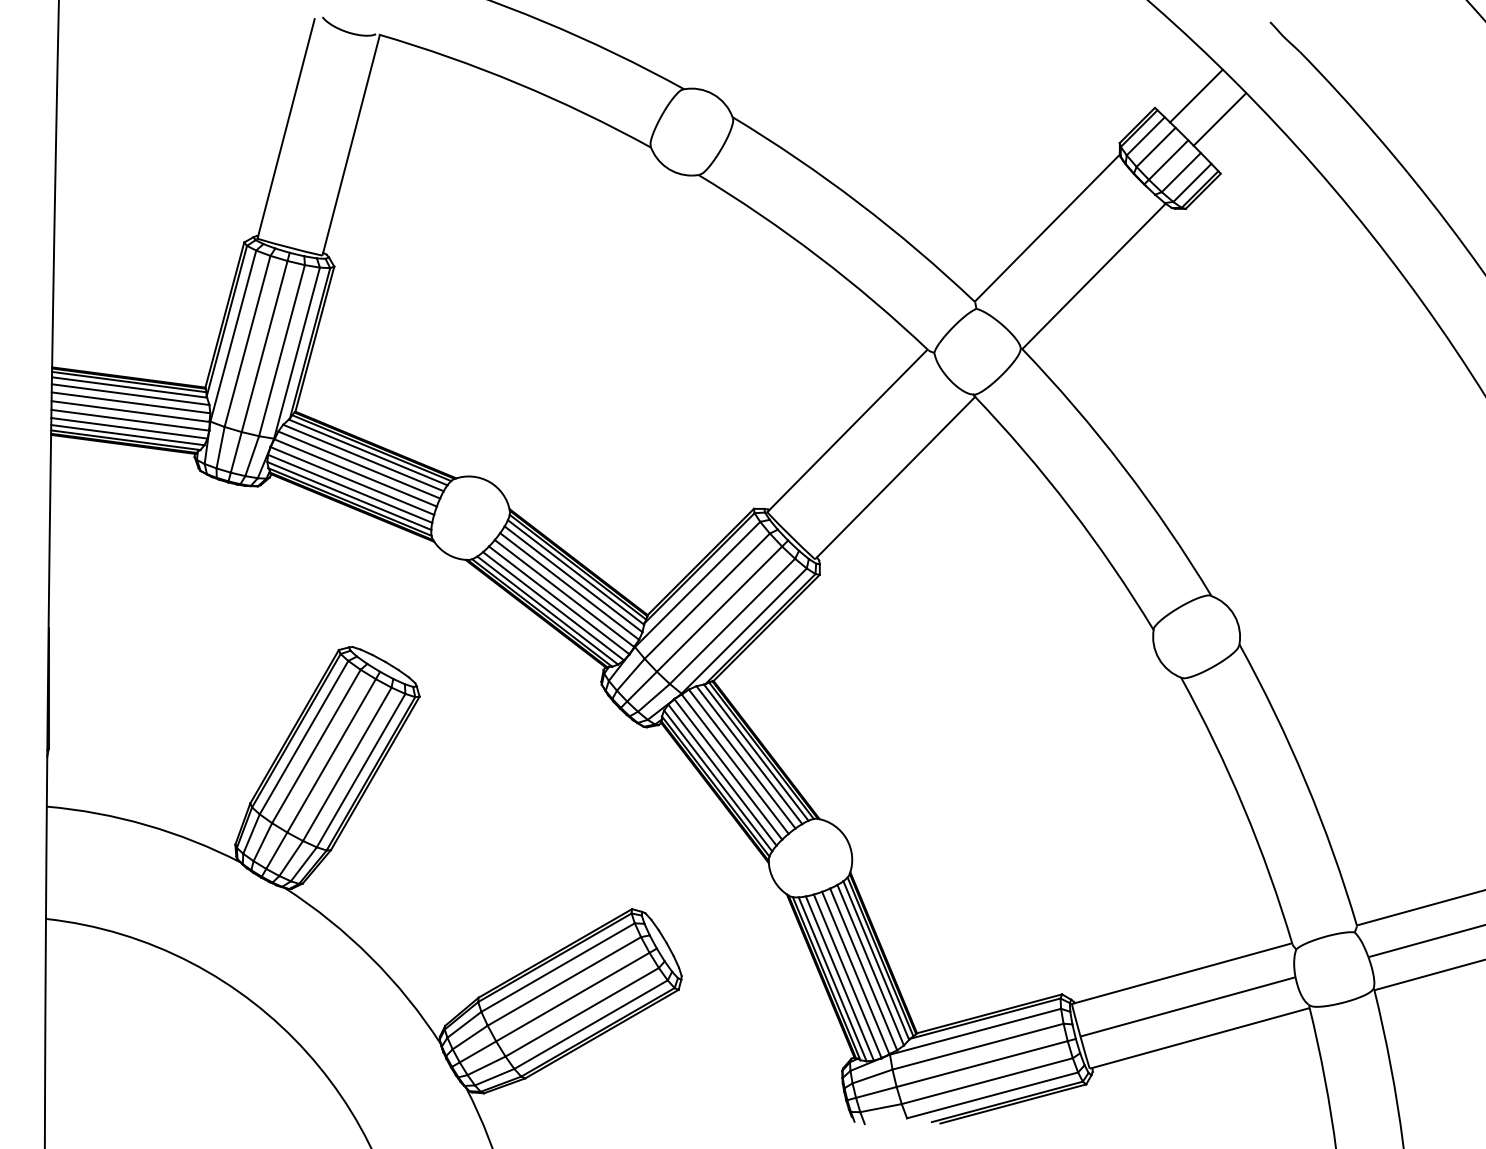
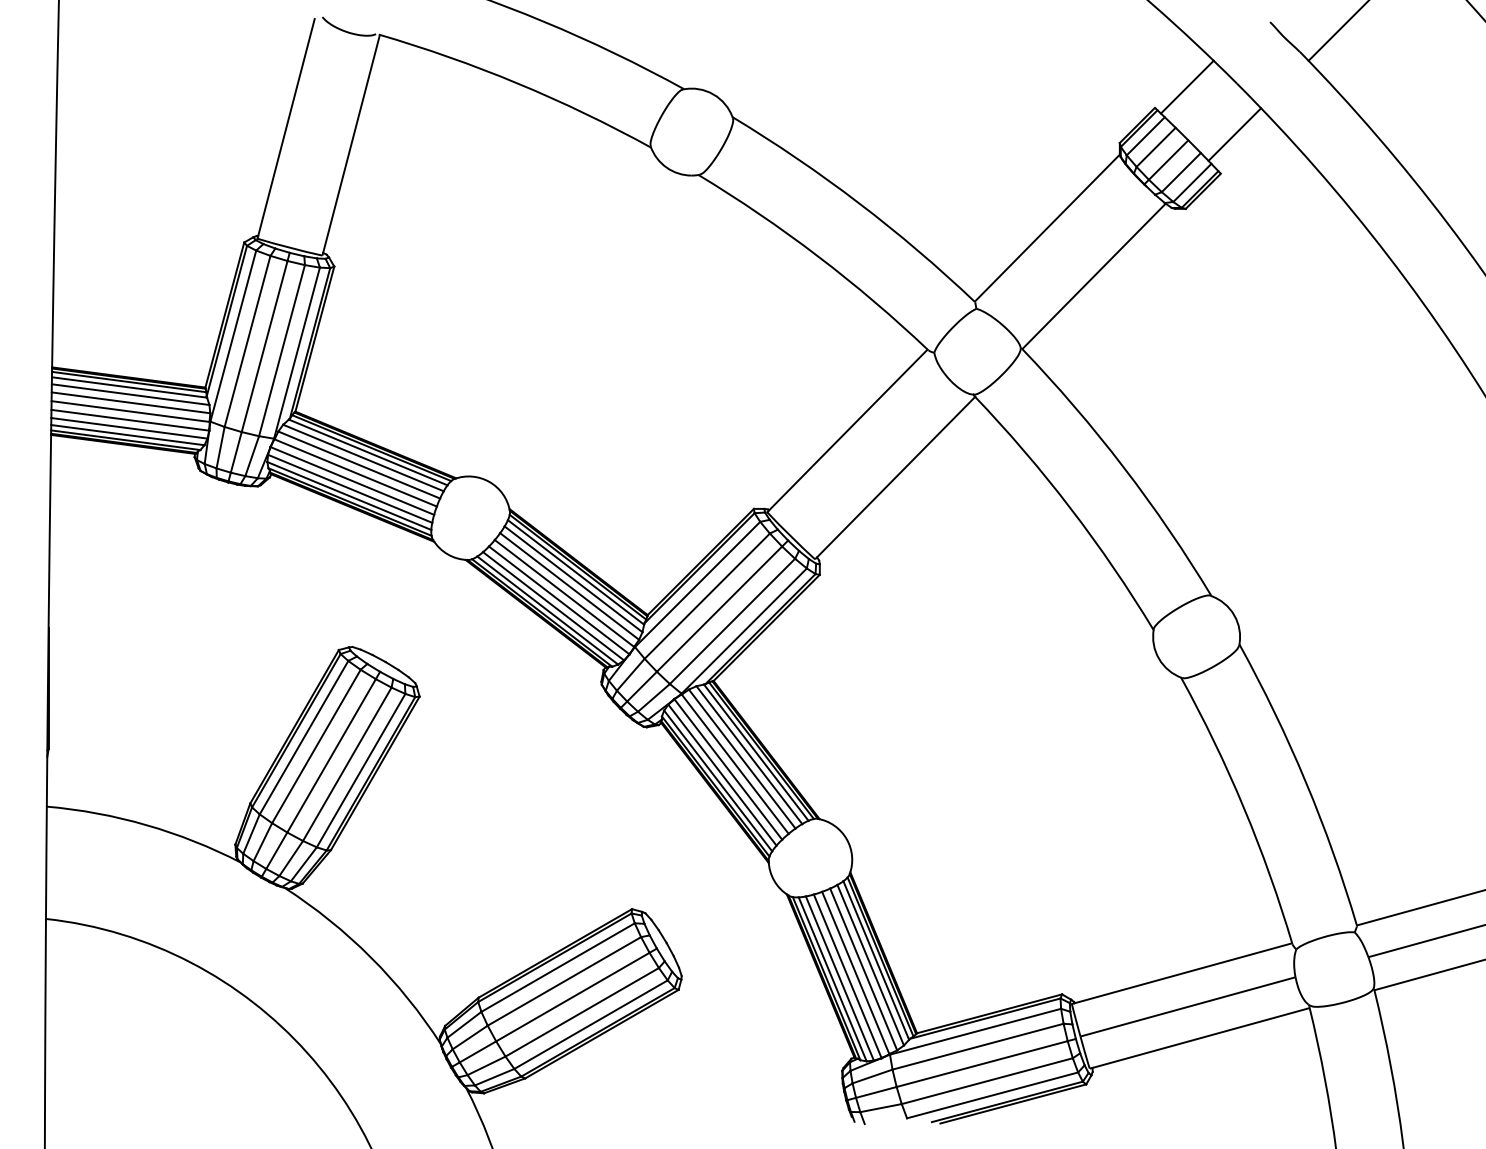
line: none -> present (1337, 31)
line position: (1195, 95) -> (1186, 86) (1186, 86)
line position: (1219, 119) -> (1234, 134) (1234, 134)
